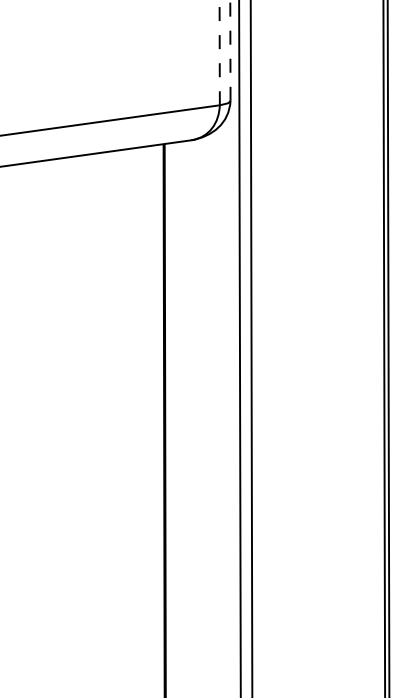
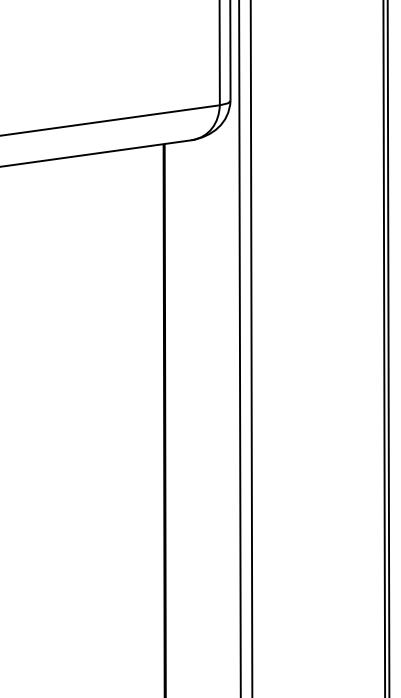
line: dashed -> solid (230, 50)
line: dashed -> solid (219, 52)
